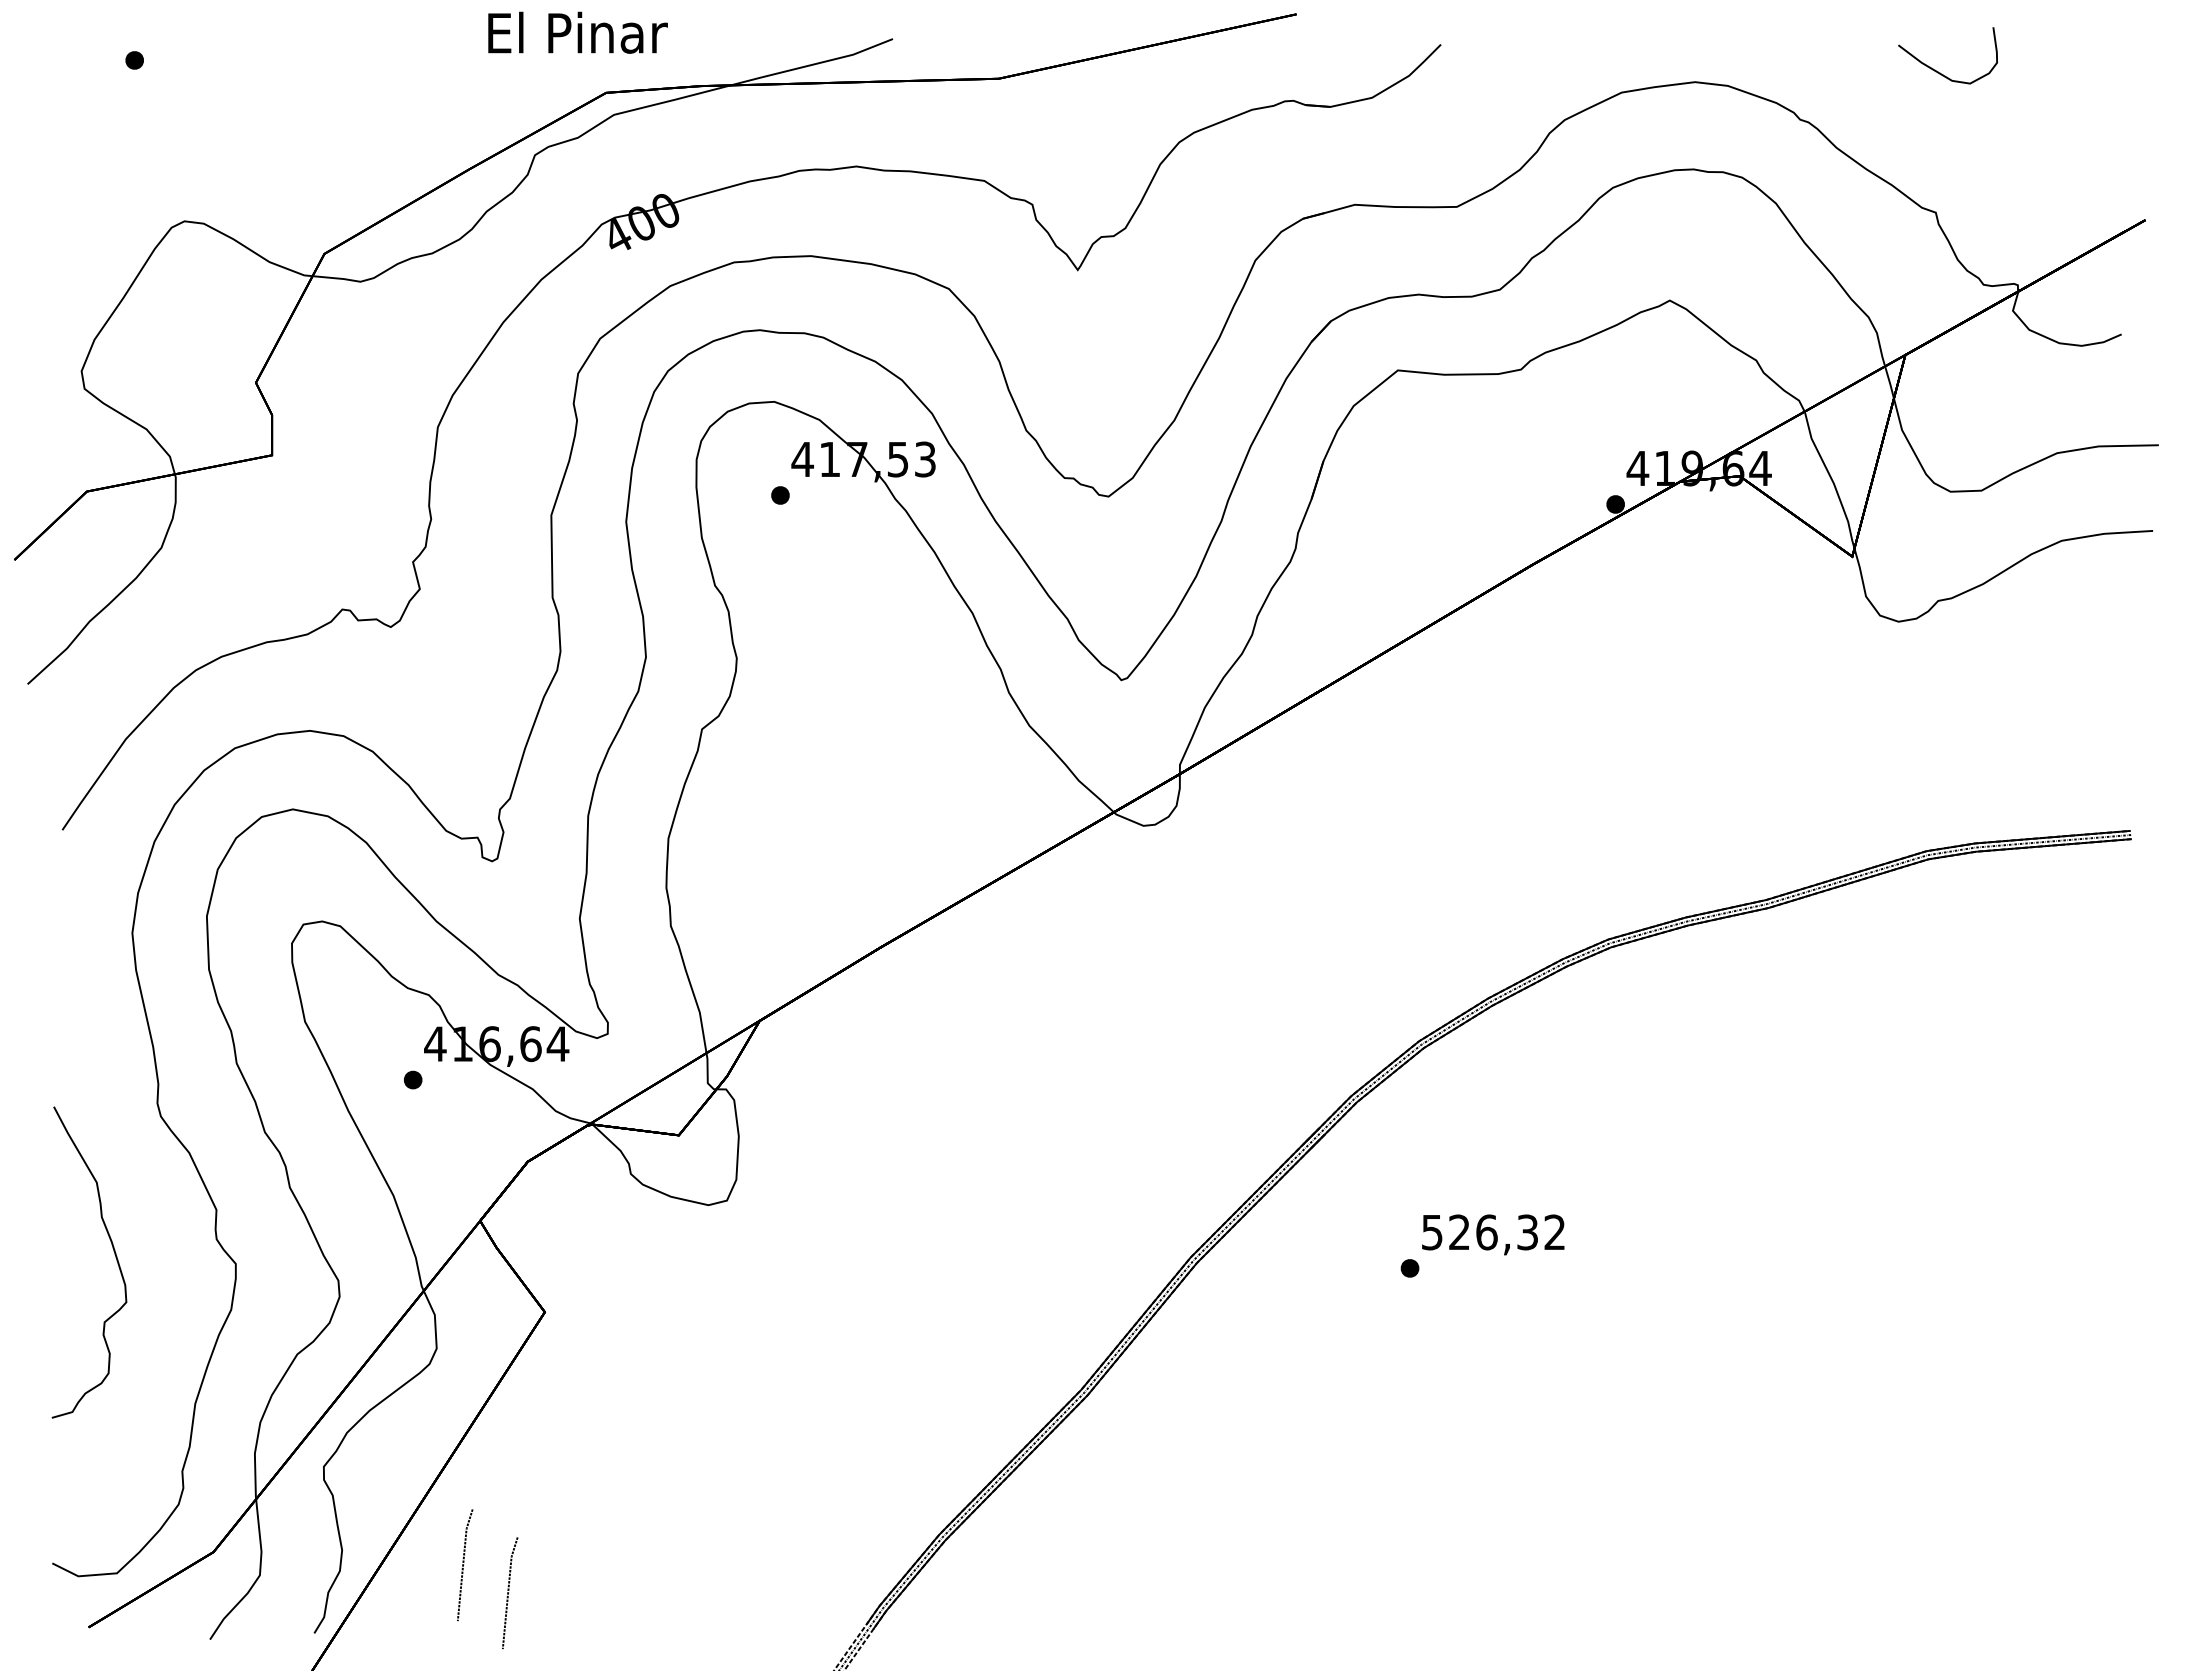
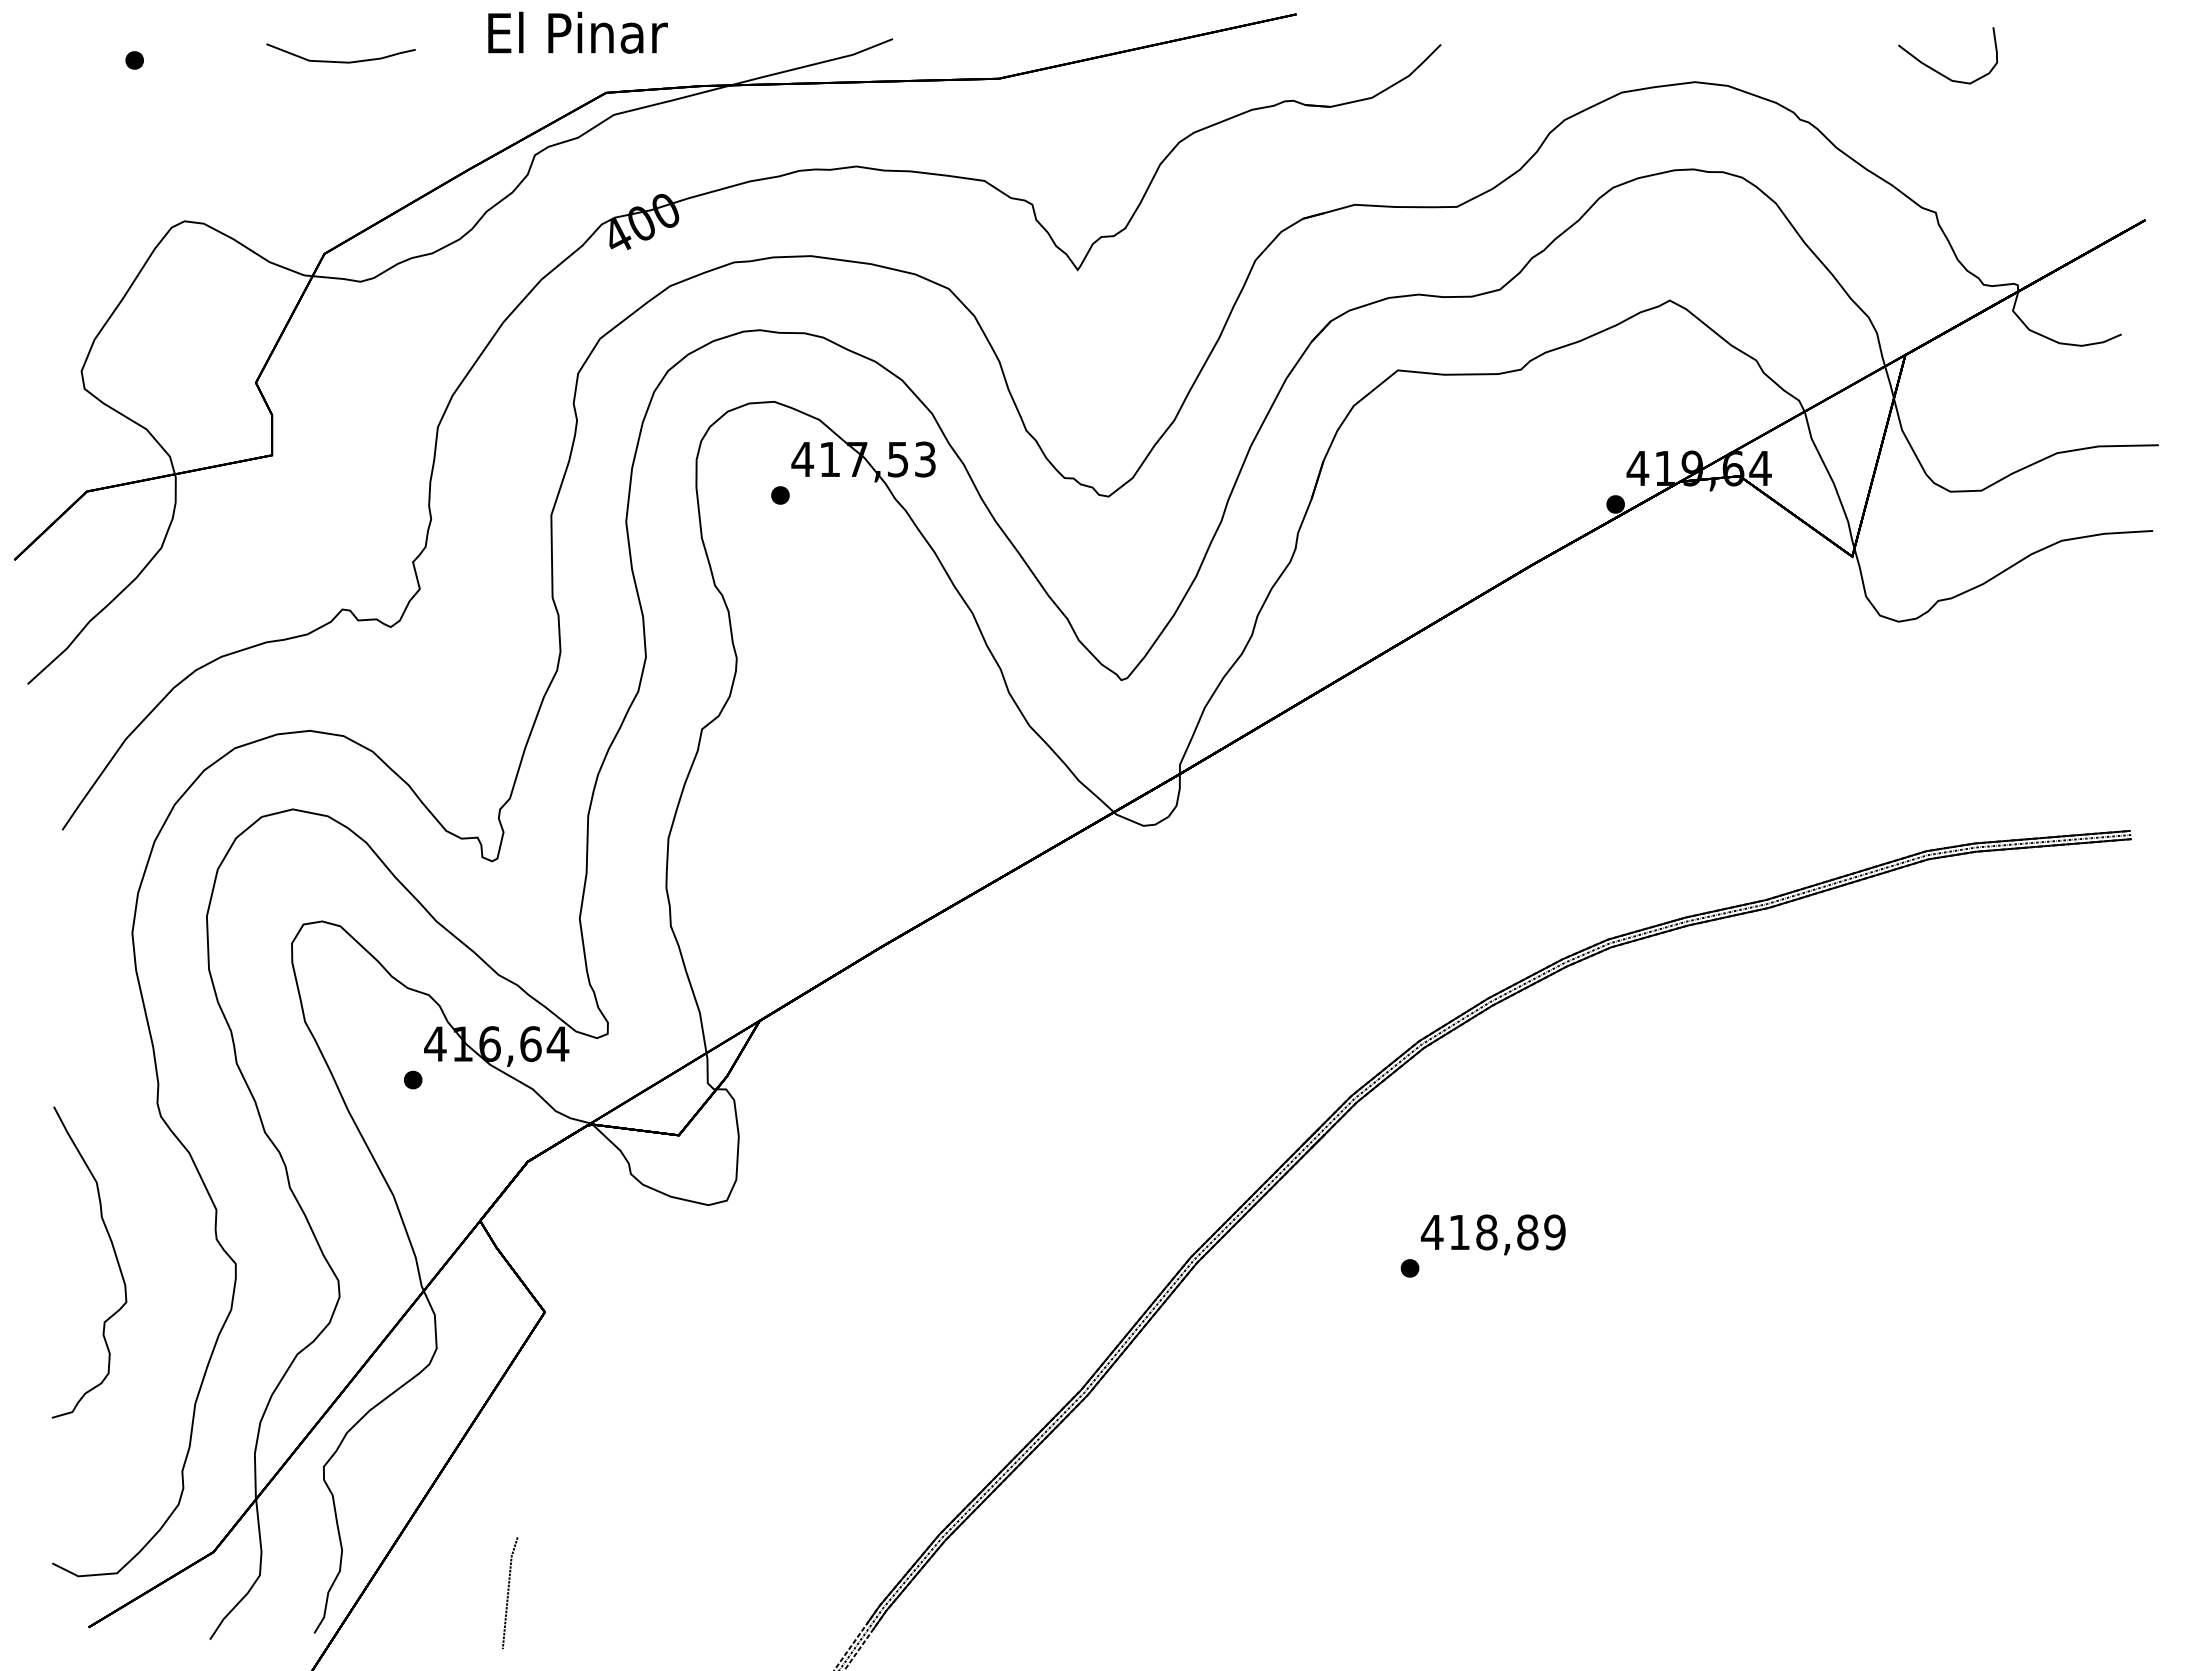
curve: none -> present (340, 61)
text: 526,32 -> 418,89 (1492, 1232)
line: present -> none (464, 1564)
